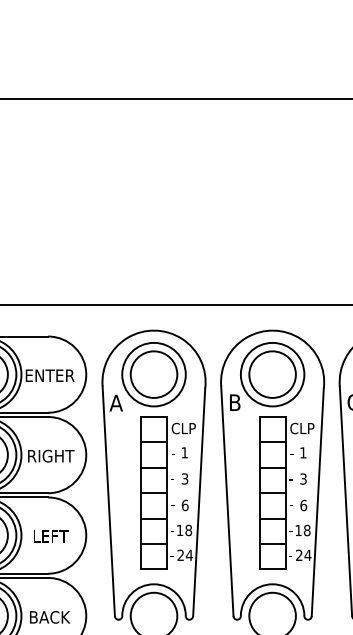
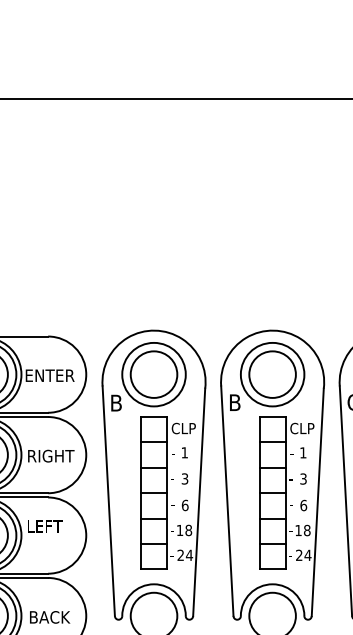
line: present -> none (175, 305)
text: A -> B (115, 402)
text position: (51, 536) -> (45, 526) (45, 526)
